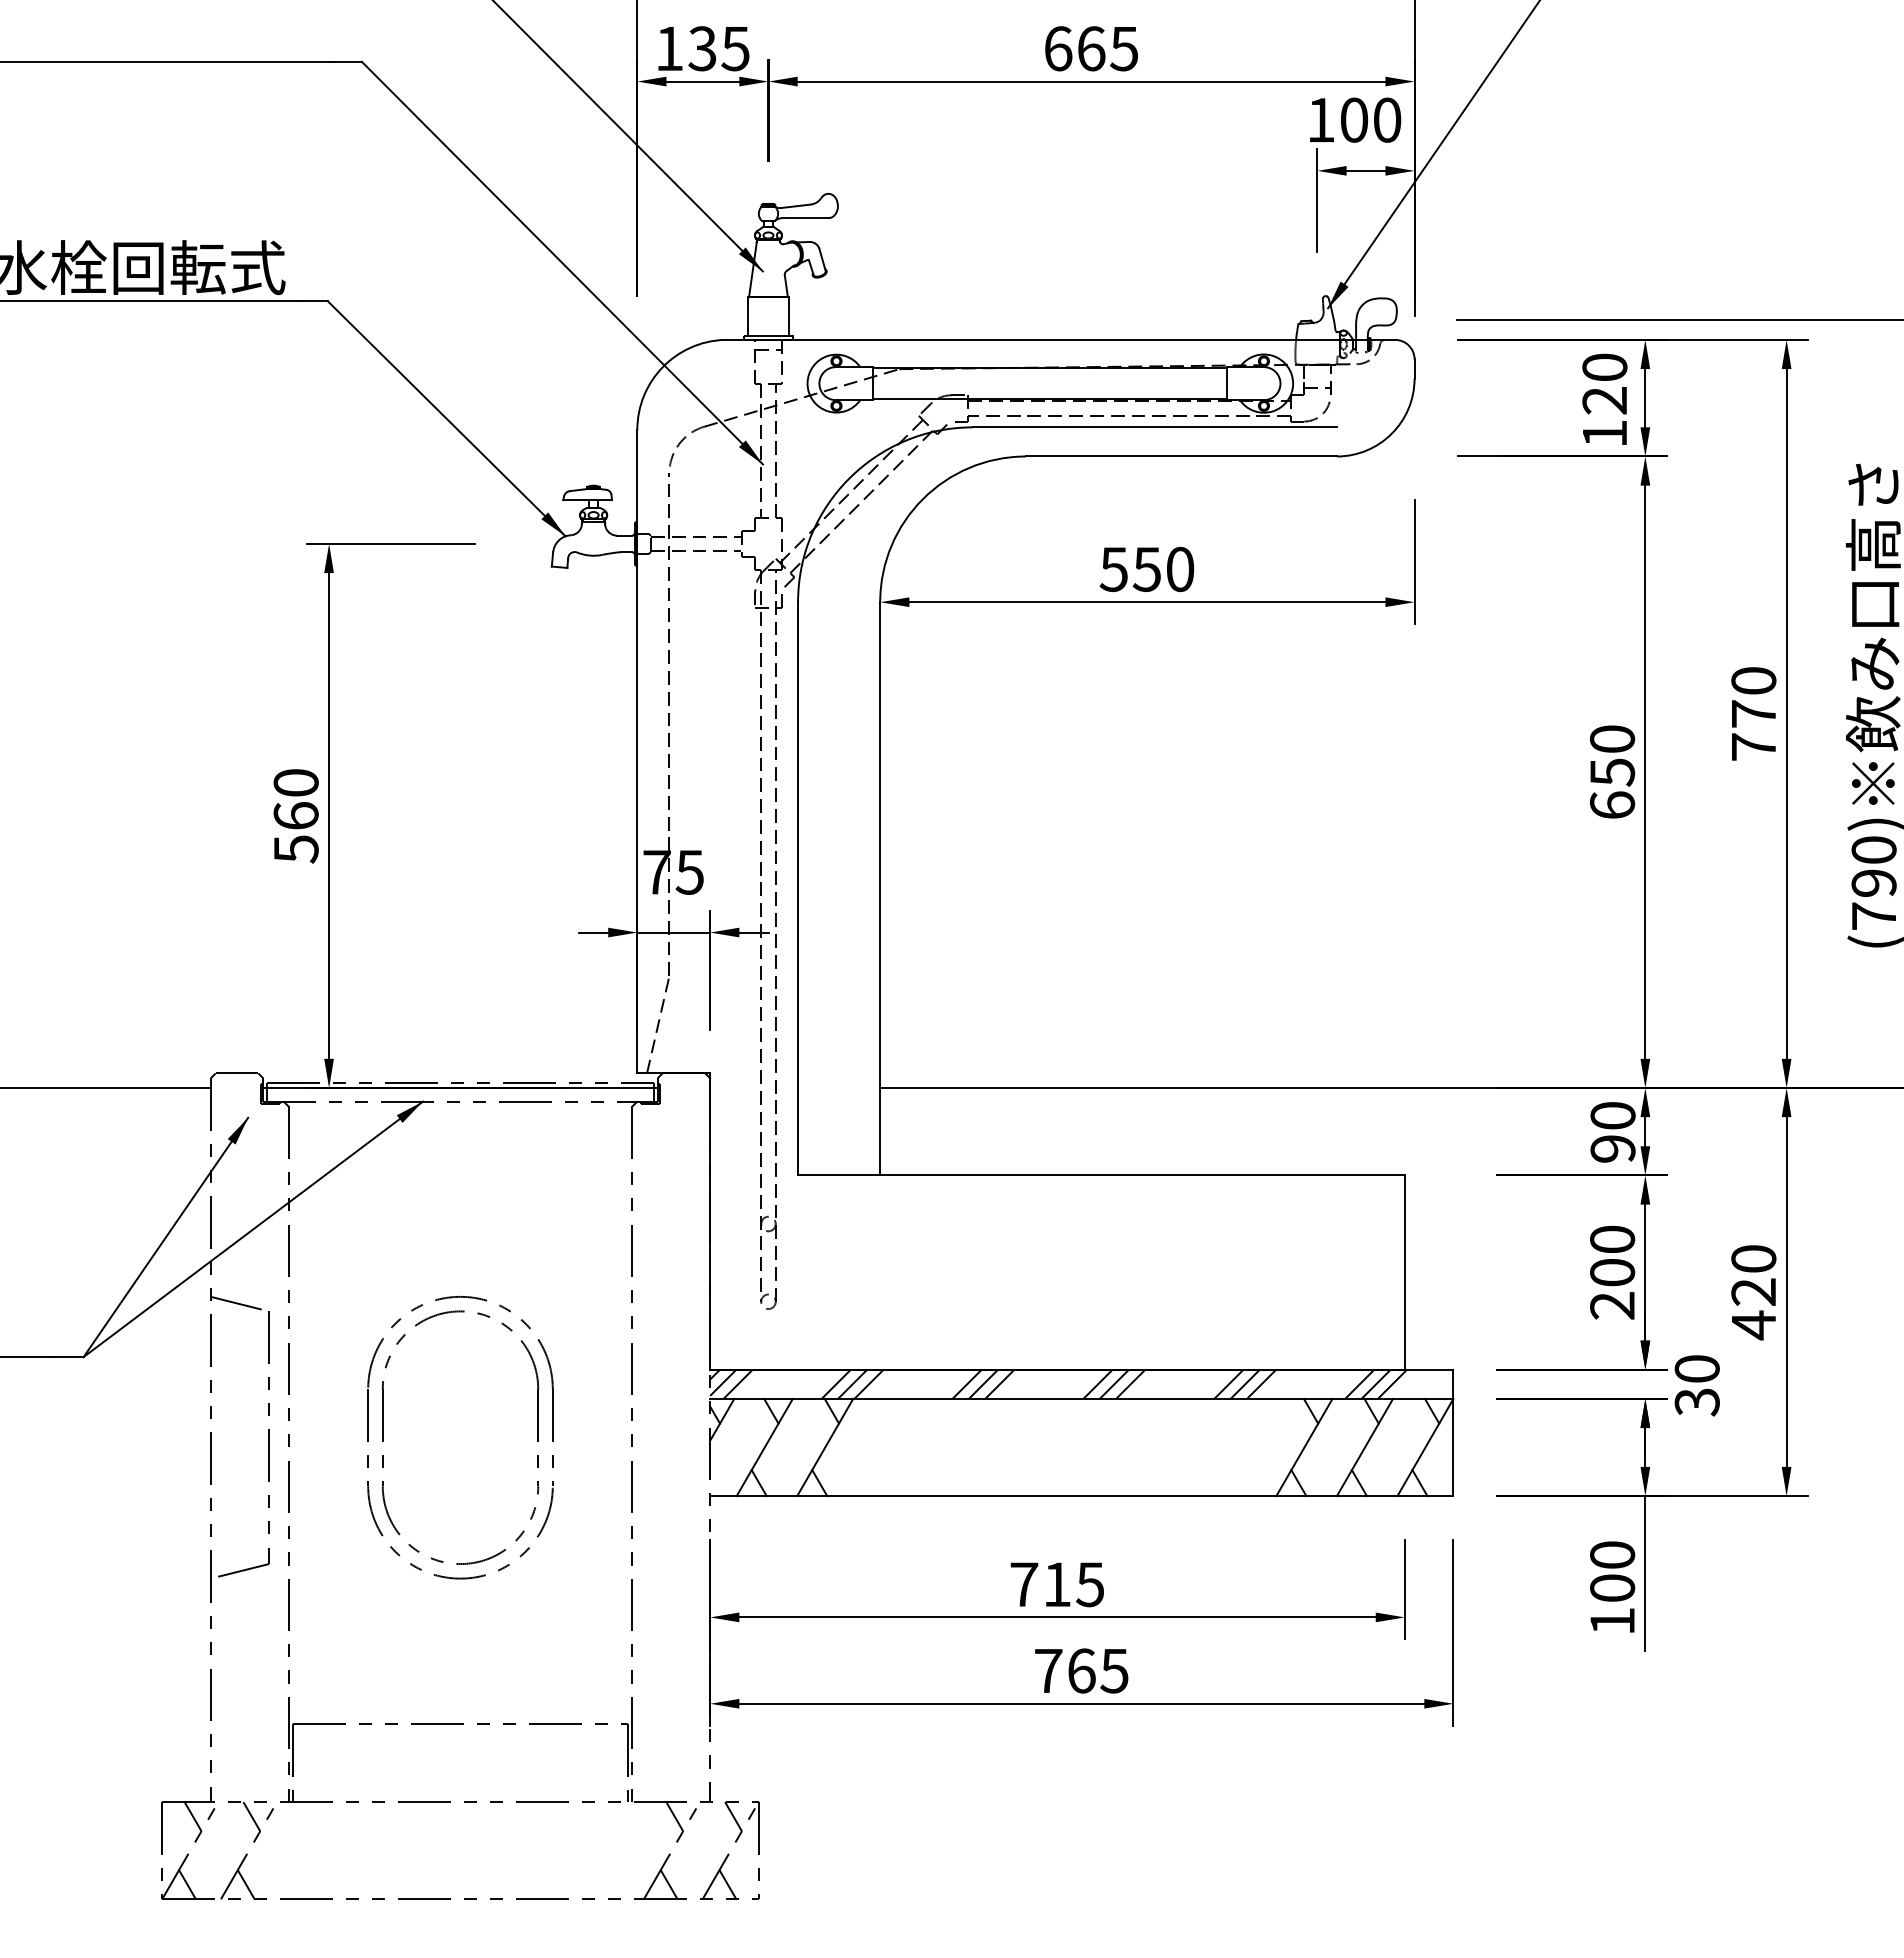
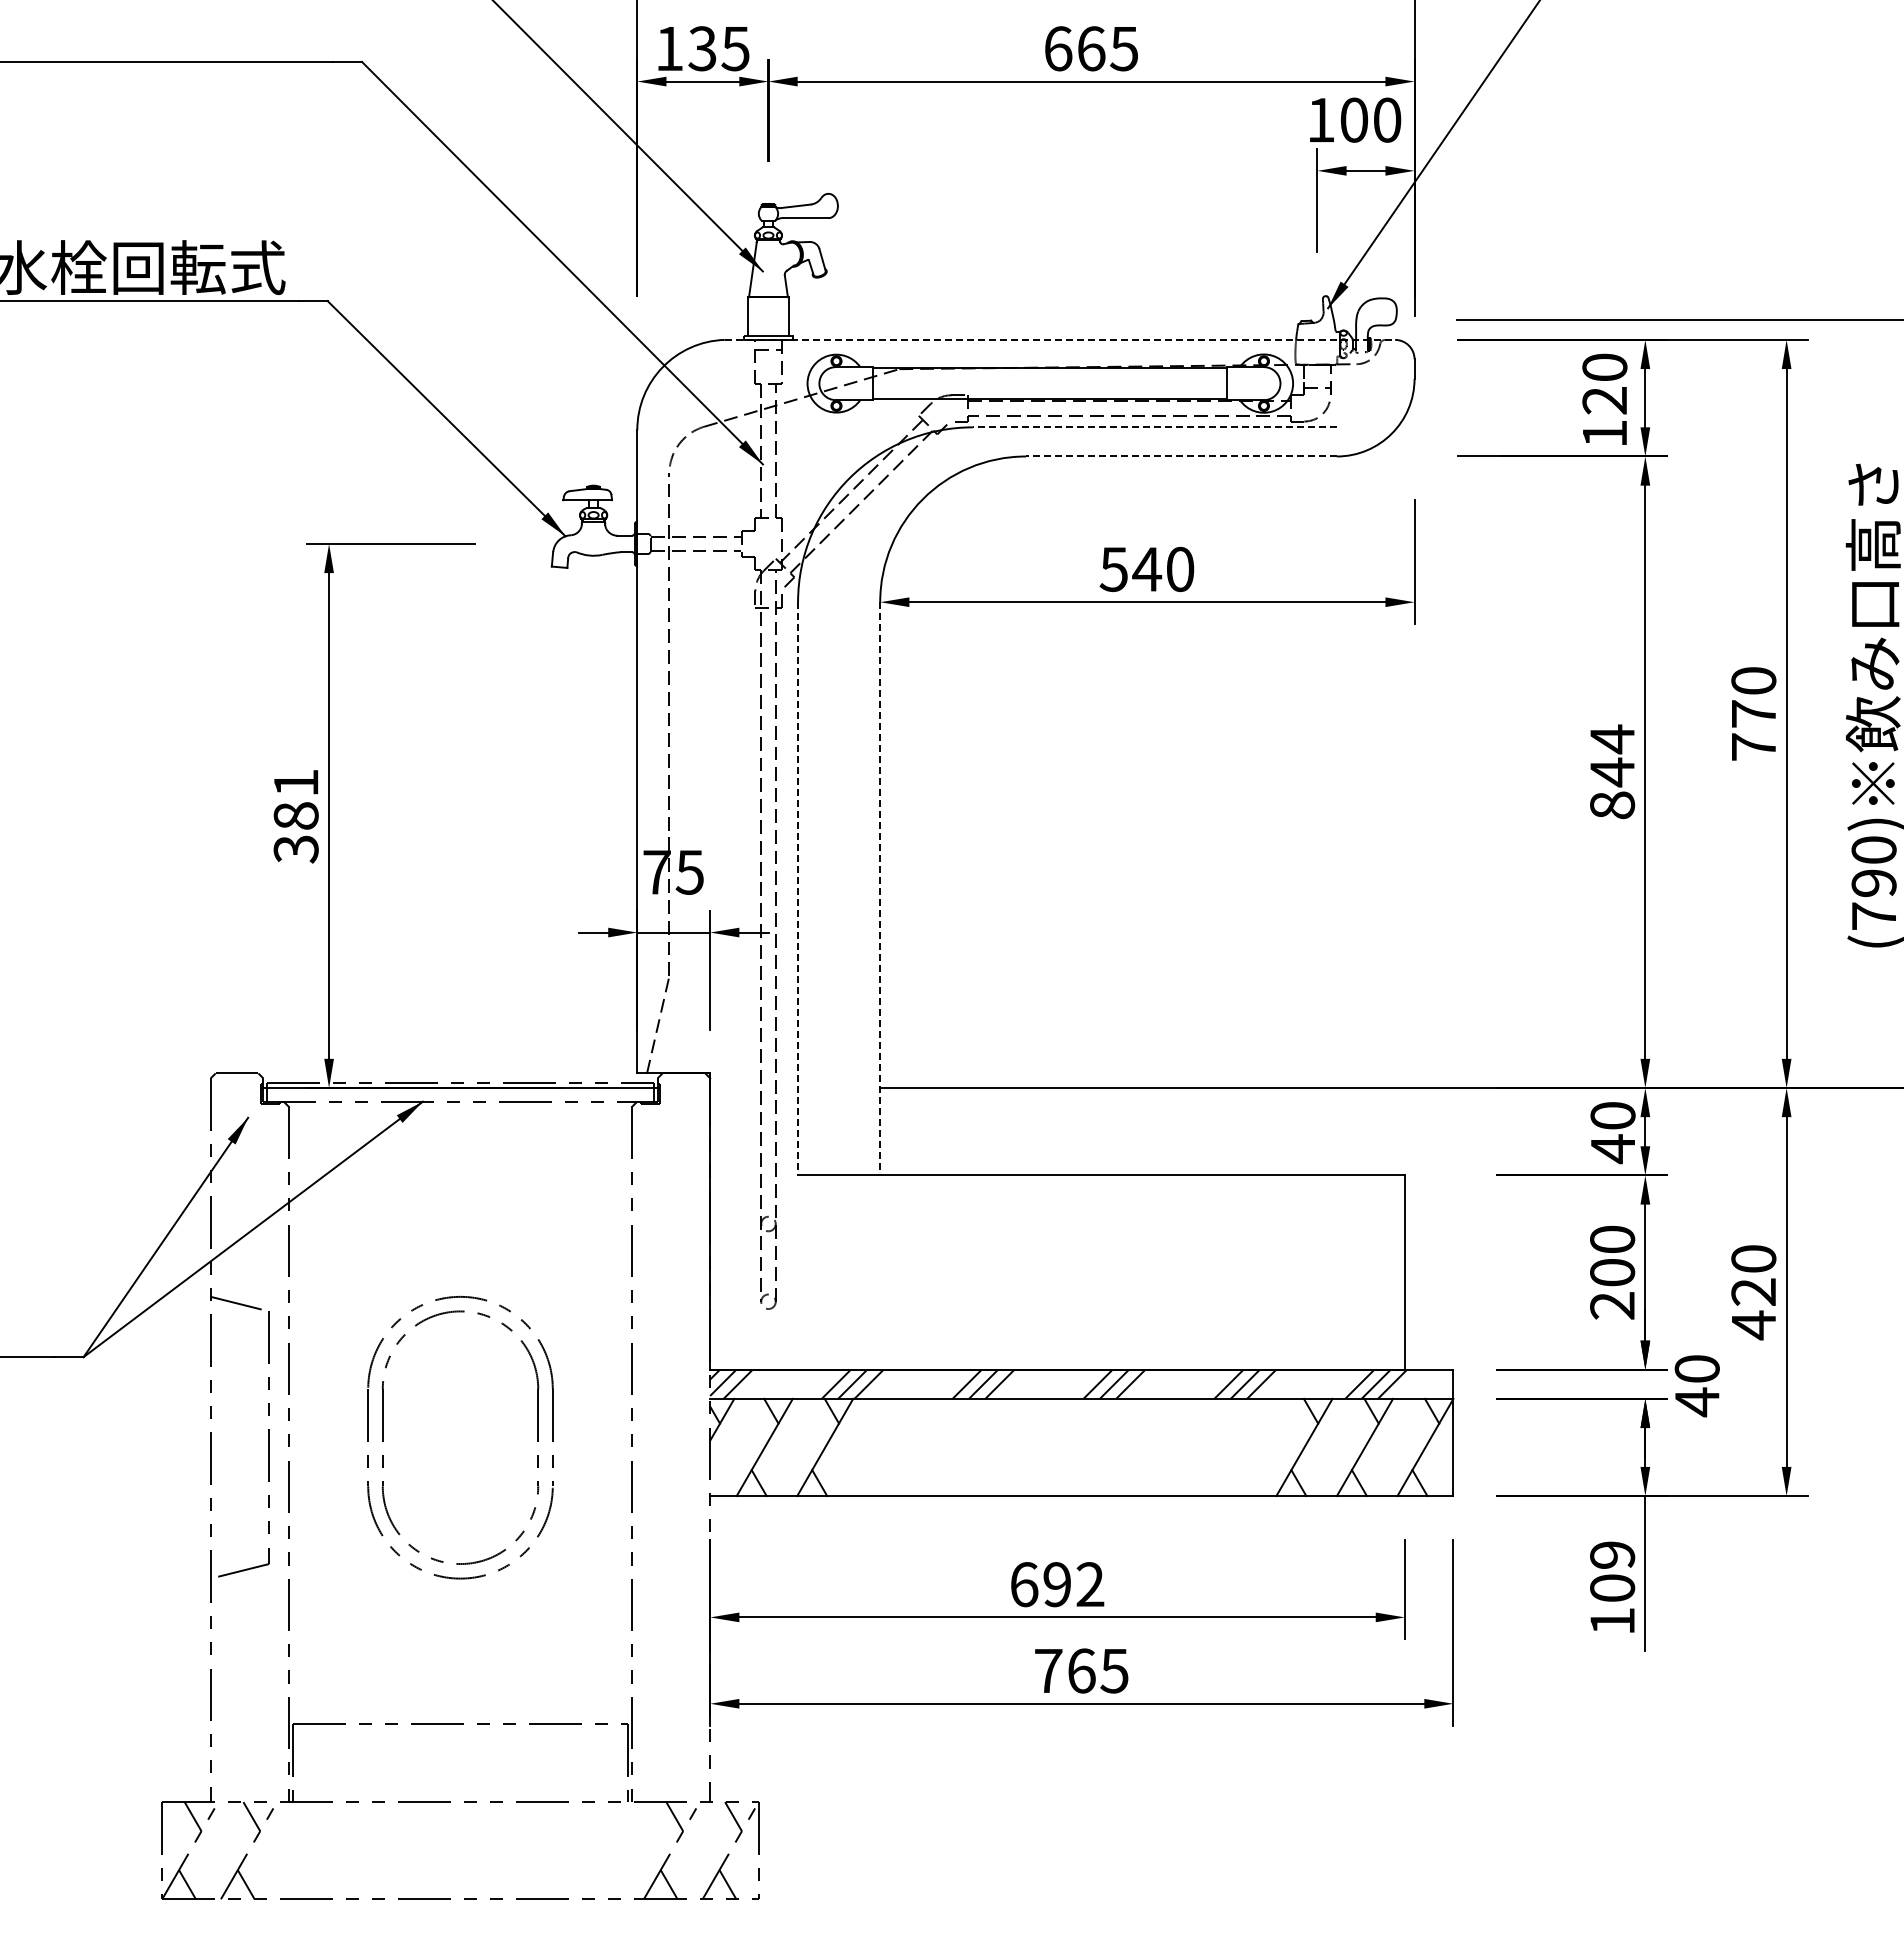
line: solid -> dashed (1060, 339)
line: solid -> dashed (1154, 427)
line: solid -> dashed (1180, 456)
text: 550 -> 540 (1147, 569)
text: 650 -> 844 (1612, 771)
text: 560 -> 381 (295, 816)
line: solid -> dashed (798, 888)
line: solid -> dashed (880, 888)
line: present -> none (106, 1088)
text: 90 -> 40 (1612, 1149)
text: 30 -> 40 (1696, 1402)
text: 100 -> 109 (1612, 1554)
text: 715 -> 692 (1057, 1584)
